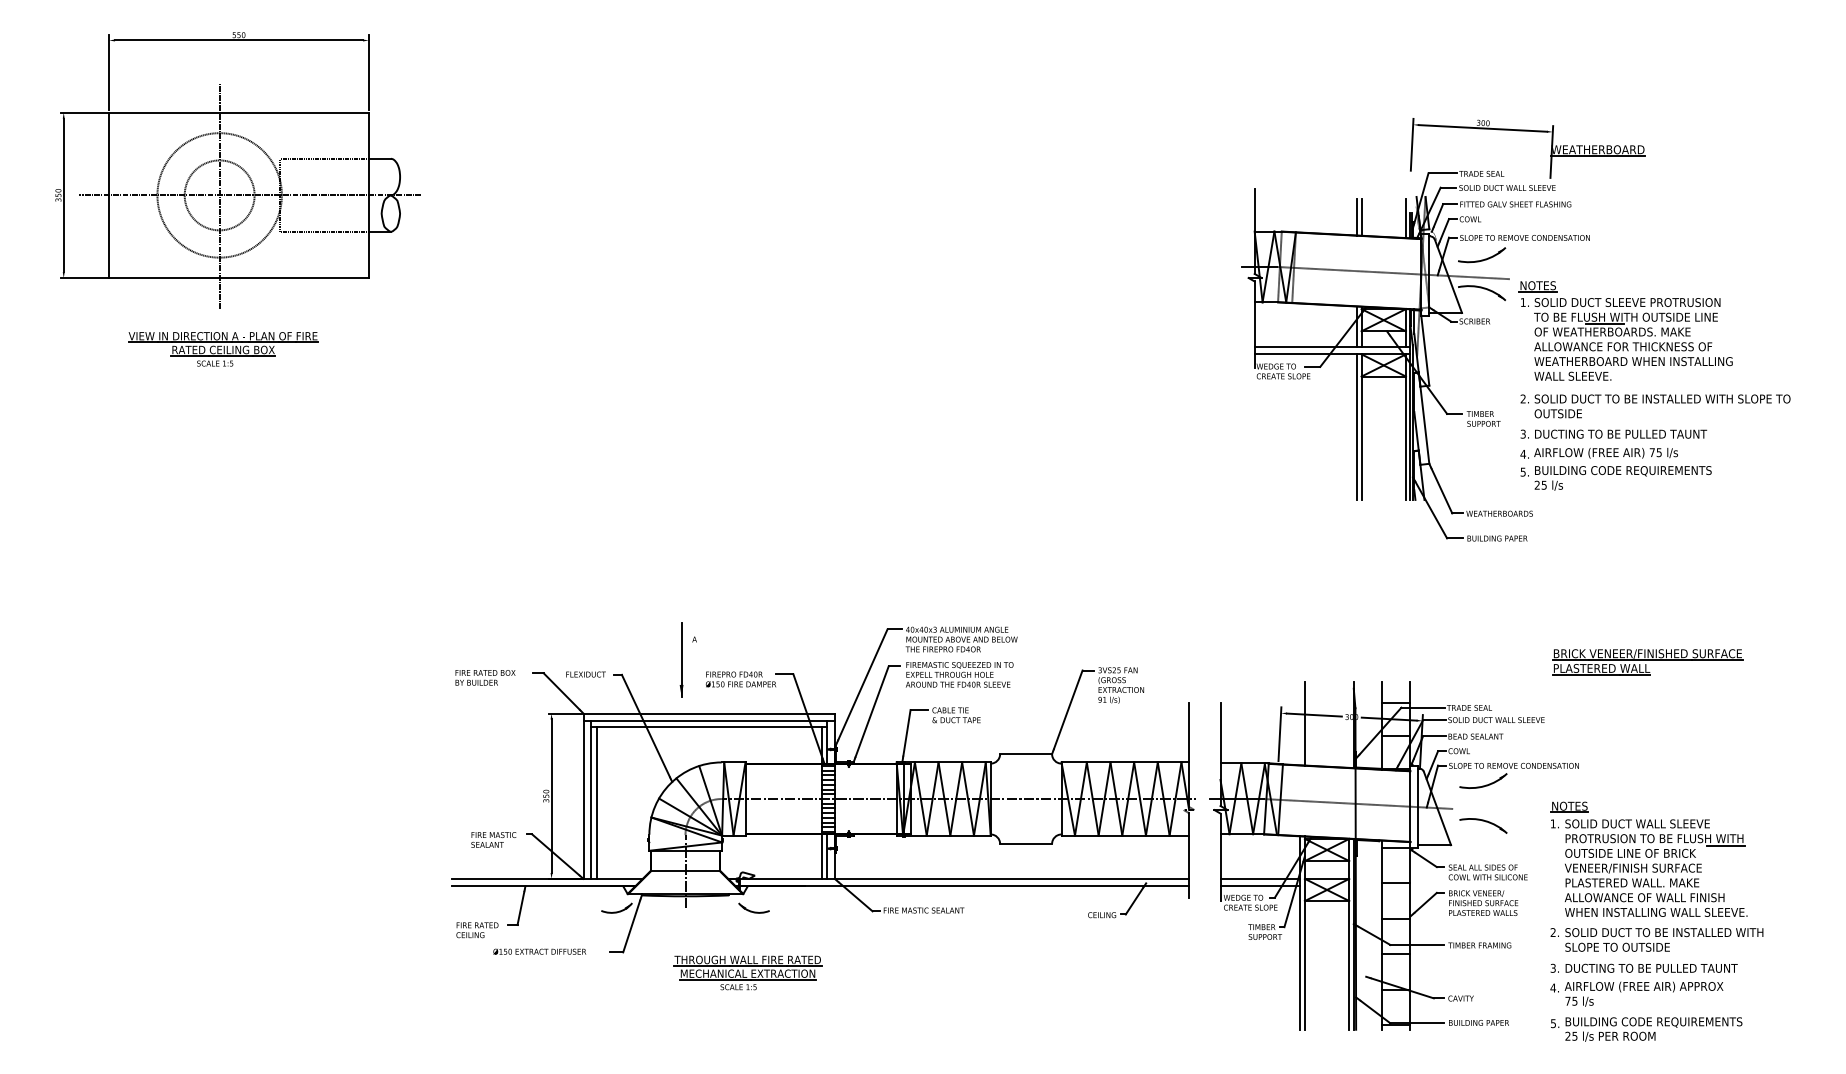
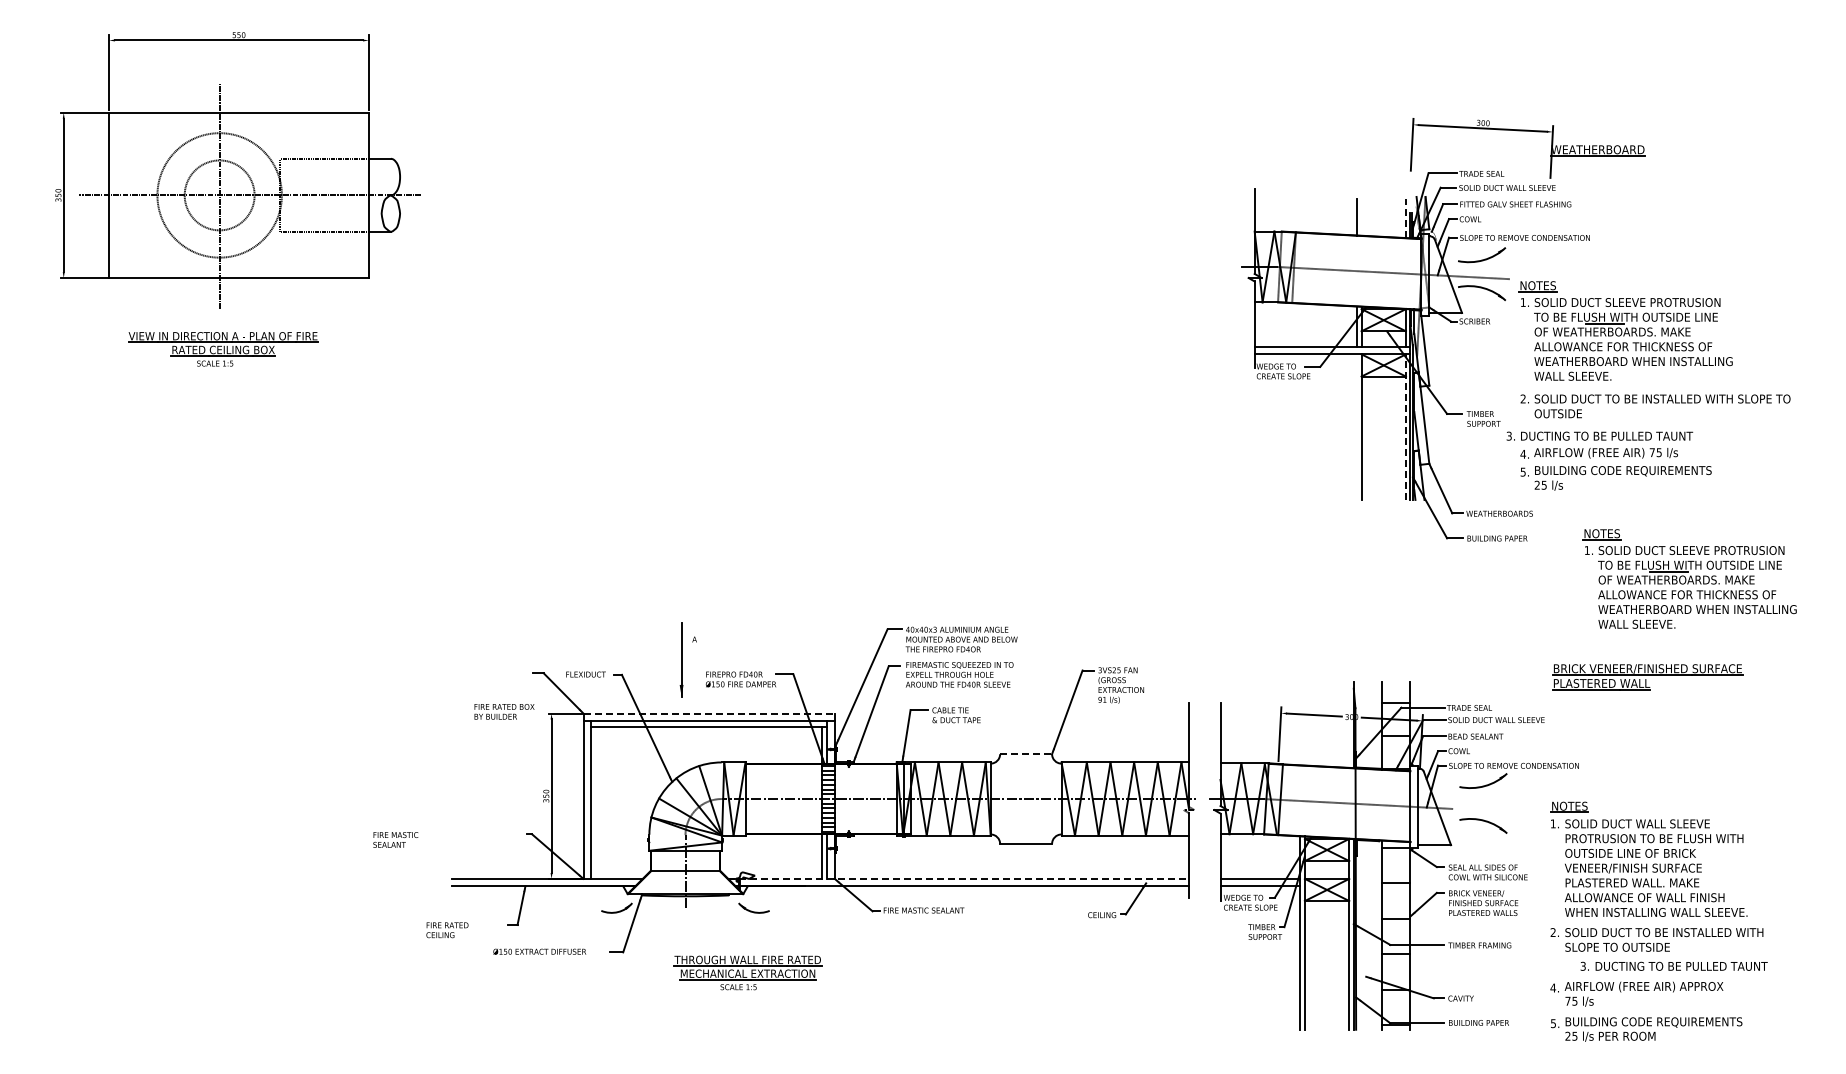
line: present -> none (1361, 216)
line: solid -> dashed (1405, 218)
line: present -> none (1357, 426)
line: solid -> dashed (1405, 427)
text position: (1613, 433) -> (1599, 435) (1599, 435)
part: none -> present (1689, 578)
part position: (1647, 662) -> (1647, 677) (1647, 677)
text position: (485, 677) -> (504, 711) (504, 711)
line: solid -> dashed (709, 713)
line: present -> none (1304, 723)
line: solid -> dashed (1026, 754)
line: present -> none (596, 802)
text position: (493, 839) -> (395, 839) (395, 839)
line: present -> none (1725, 846)
line: solid -> dashed (959, 878)
text position: (477, 930) -> (447, 930) (447, 930)
text position: (1643, 967) -> (1673, 965) (1673, 965)
